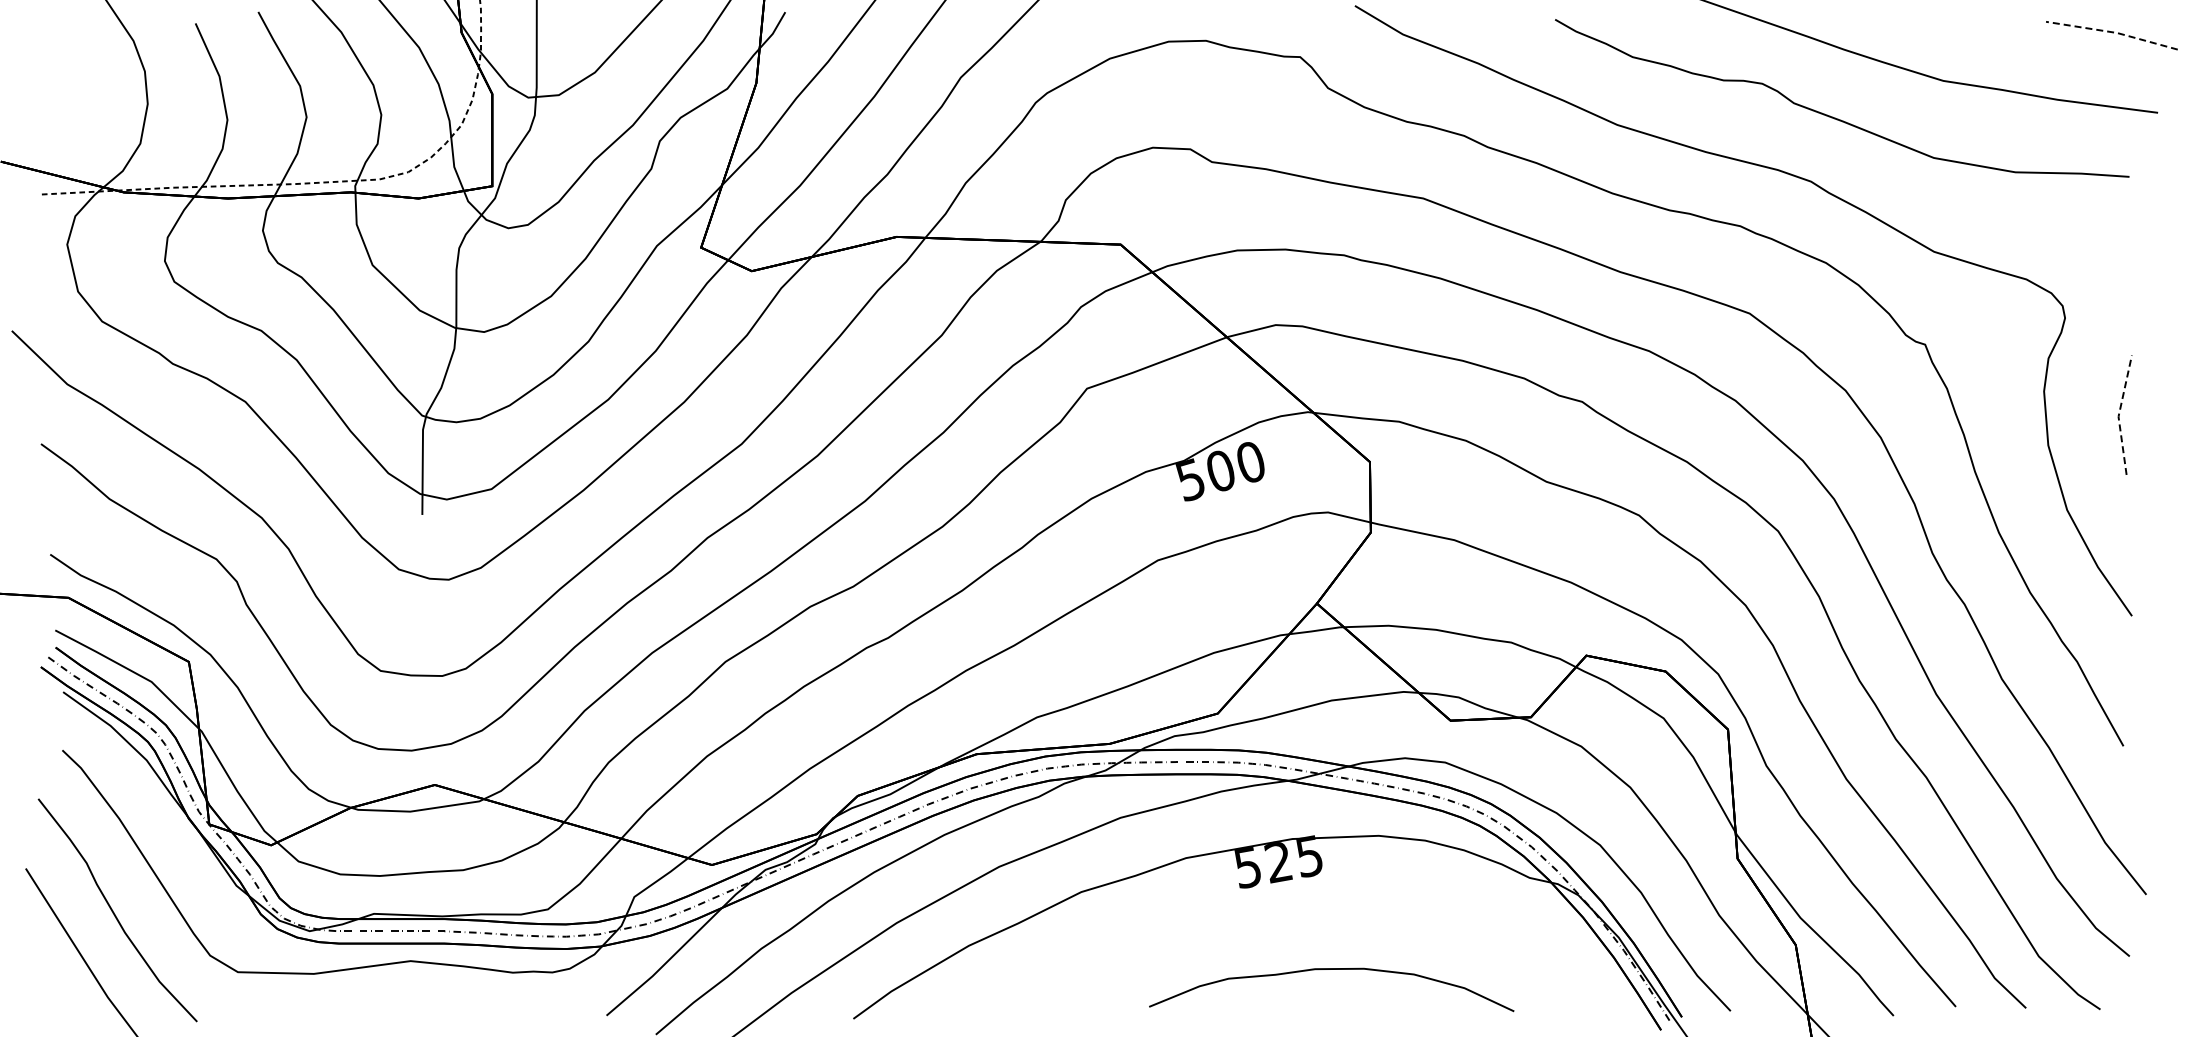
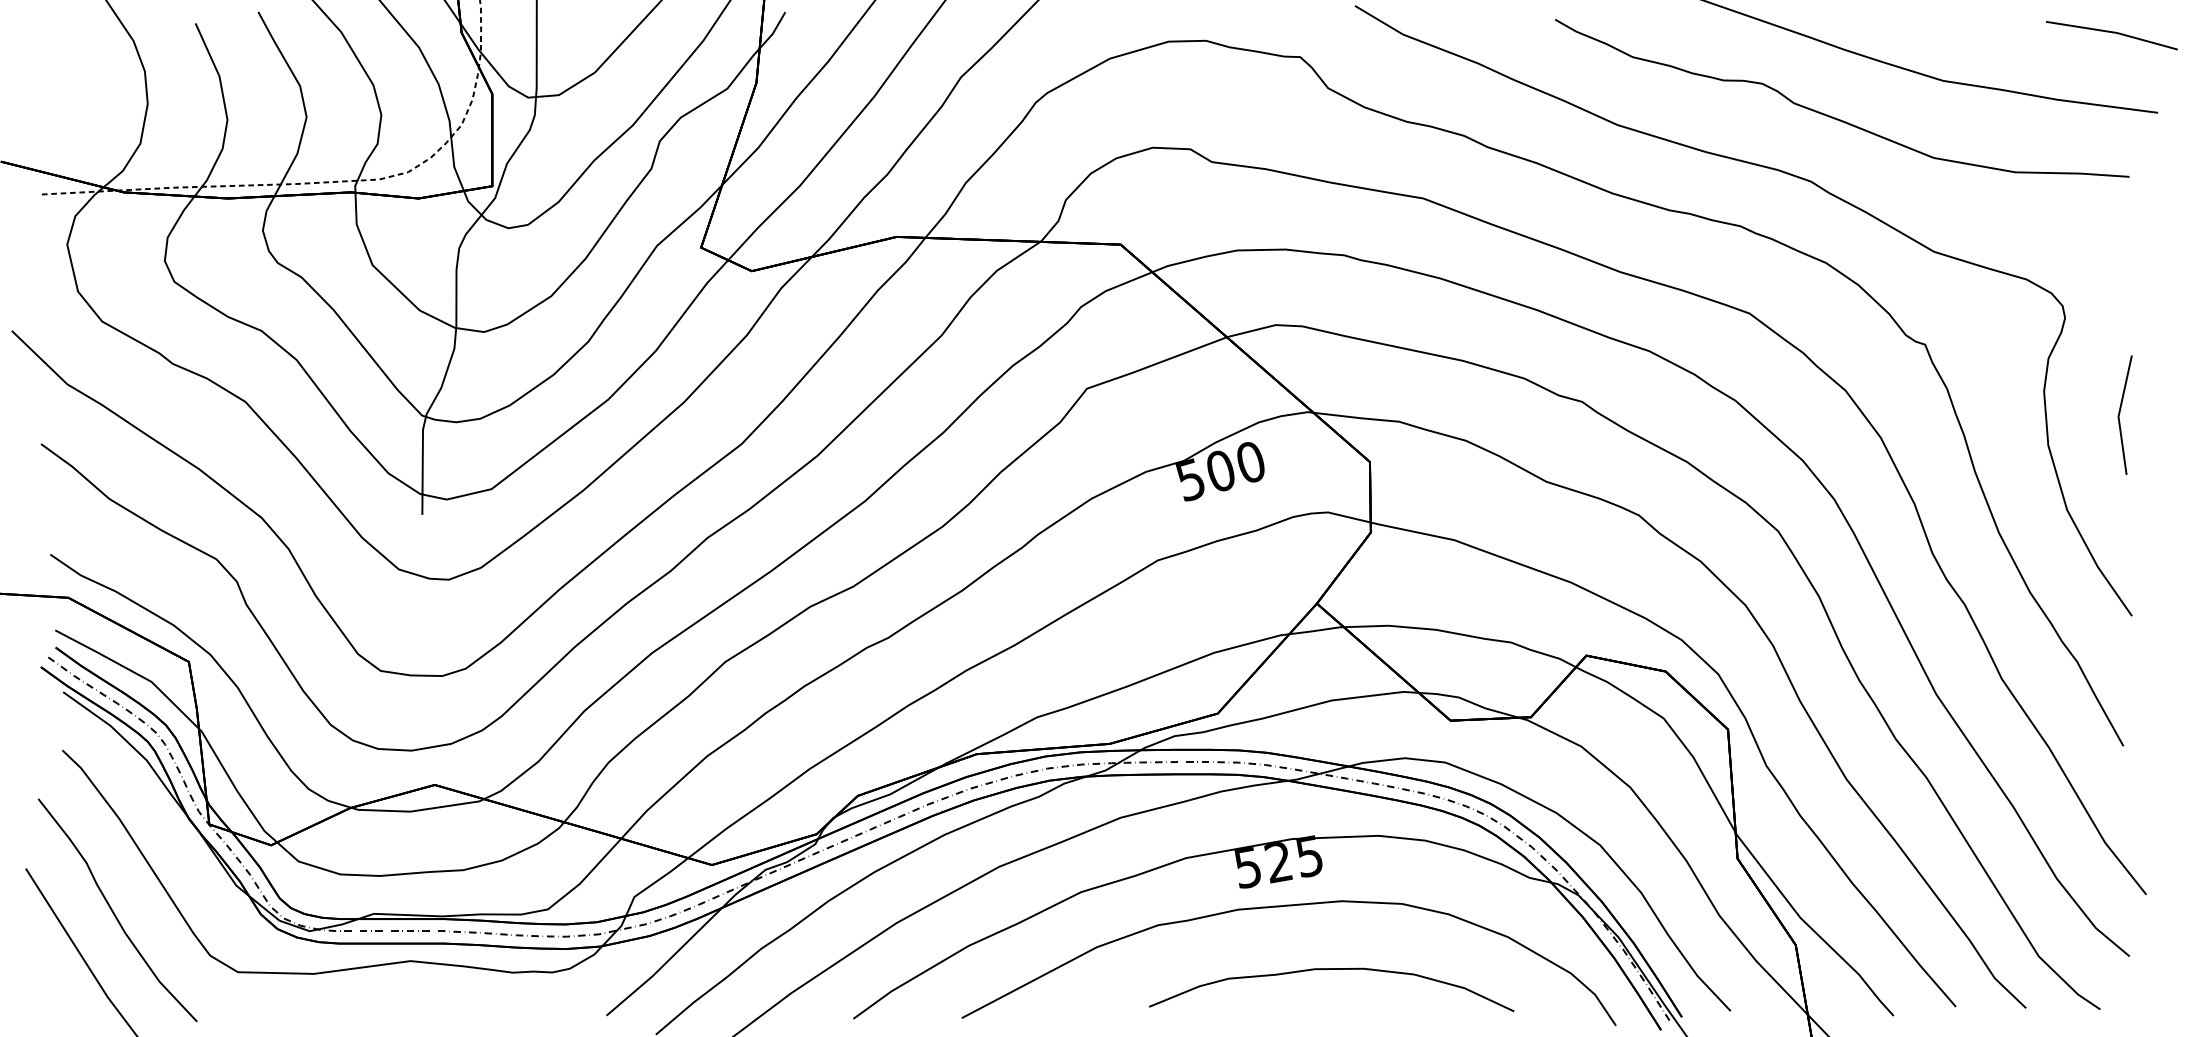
line: dashed -> solid (2112, 32)
line: dashed -> solid (2118, 414)
curve: none -> present (1280, 907)
